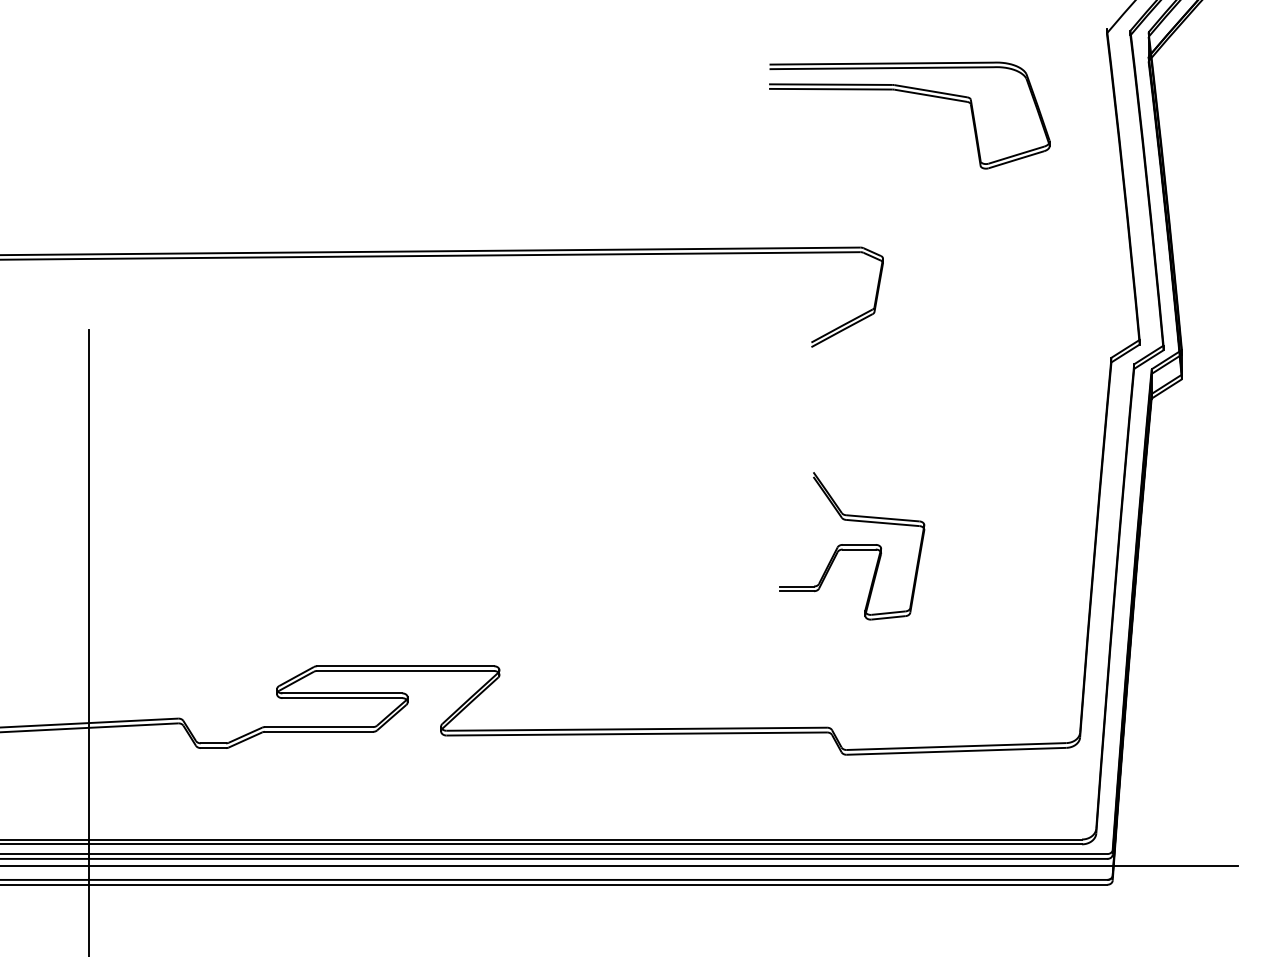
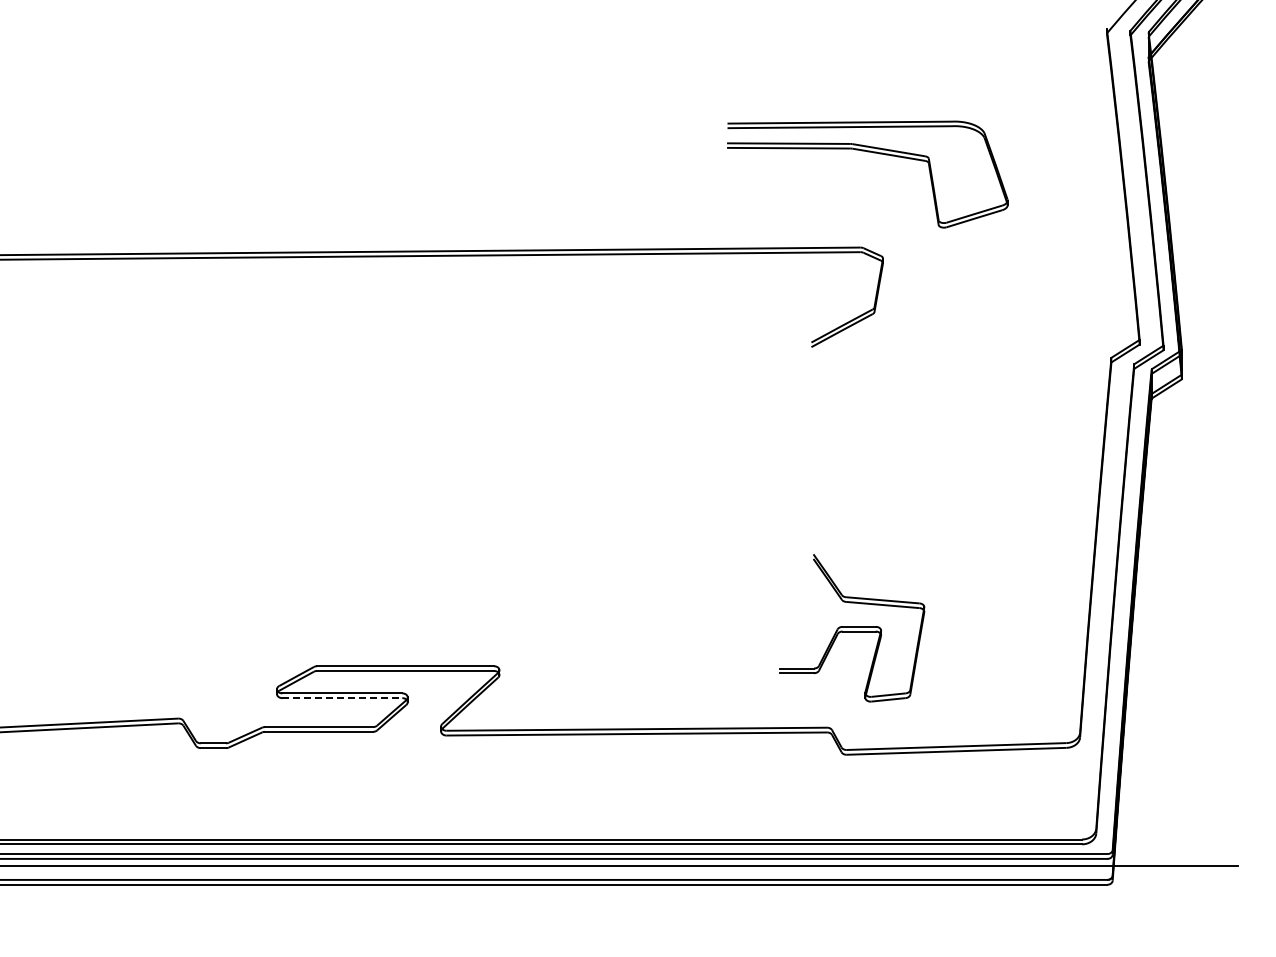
part position: (915, 94) -> (873, 153) (873, 153)
part position: (852, 546) -> (852, 628) (852, 628)
line: present -> none (88, 641)
line: solid -> dashed (342, 698)
